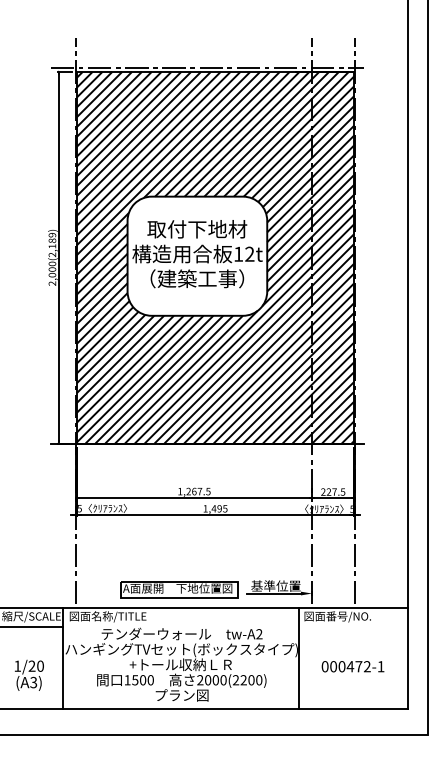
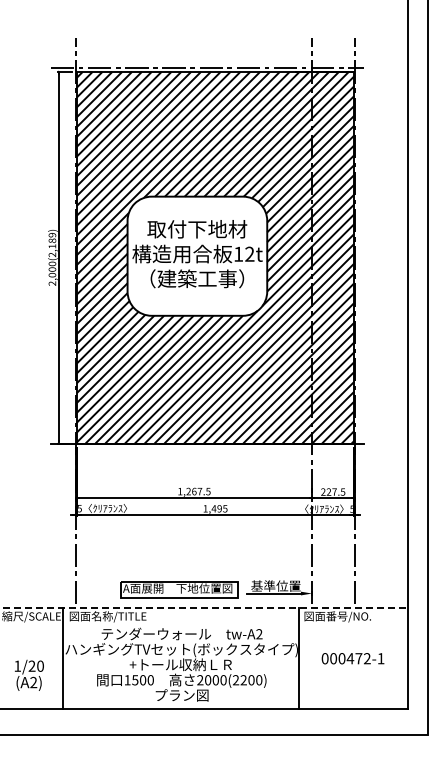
line: solid -> dashed (204, 607)
line: present -> none (32, 627)
text position: (352, 666) -> (352, 658) (352, 658)
text: (A3) -> (A2) (33, 682)
